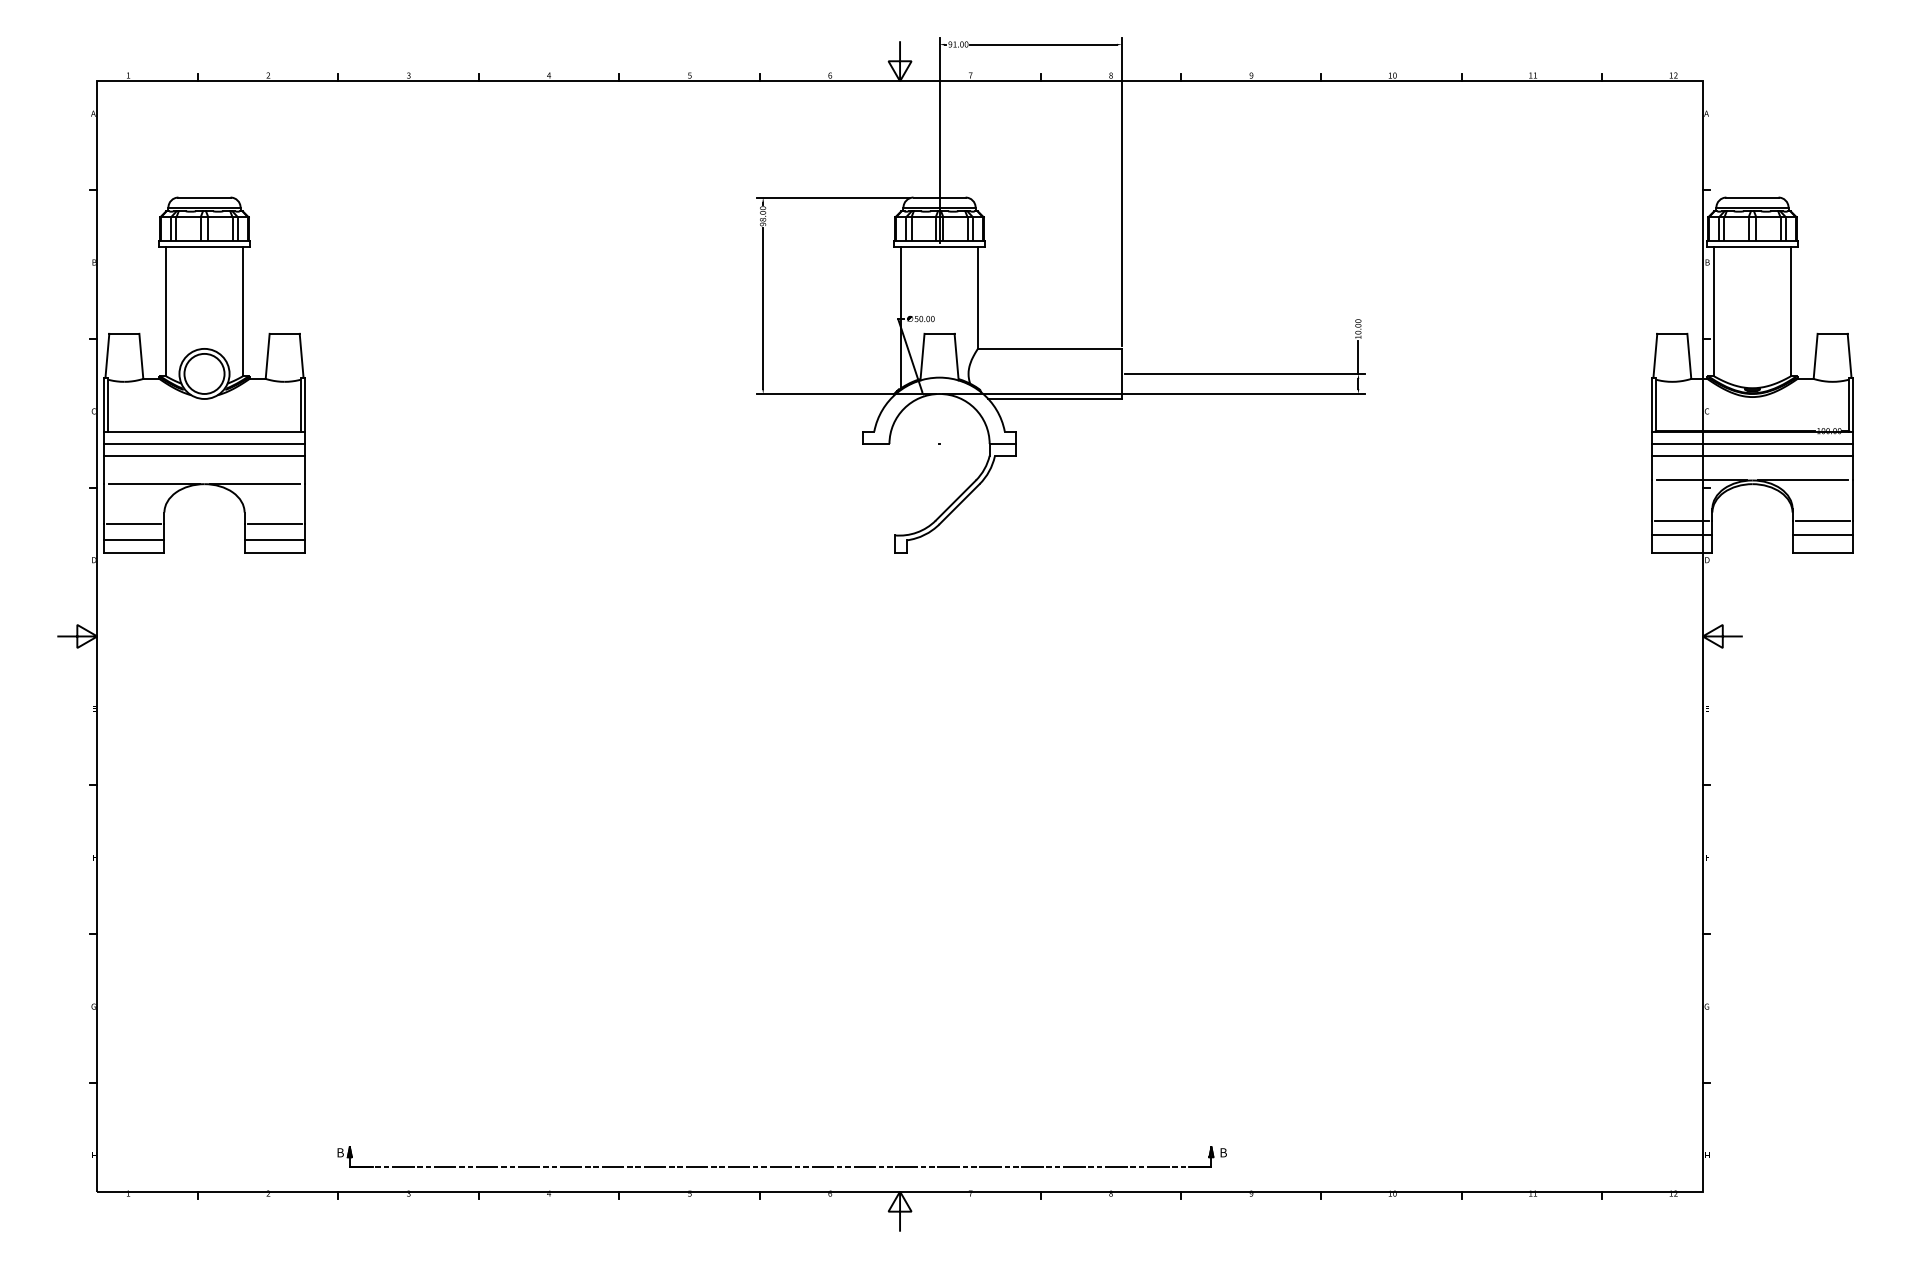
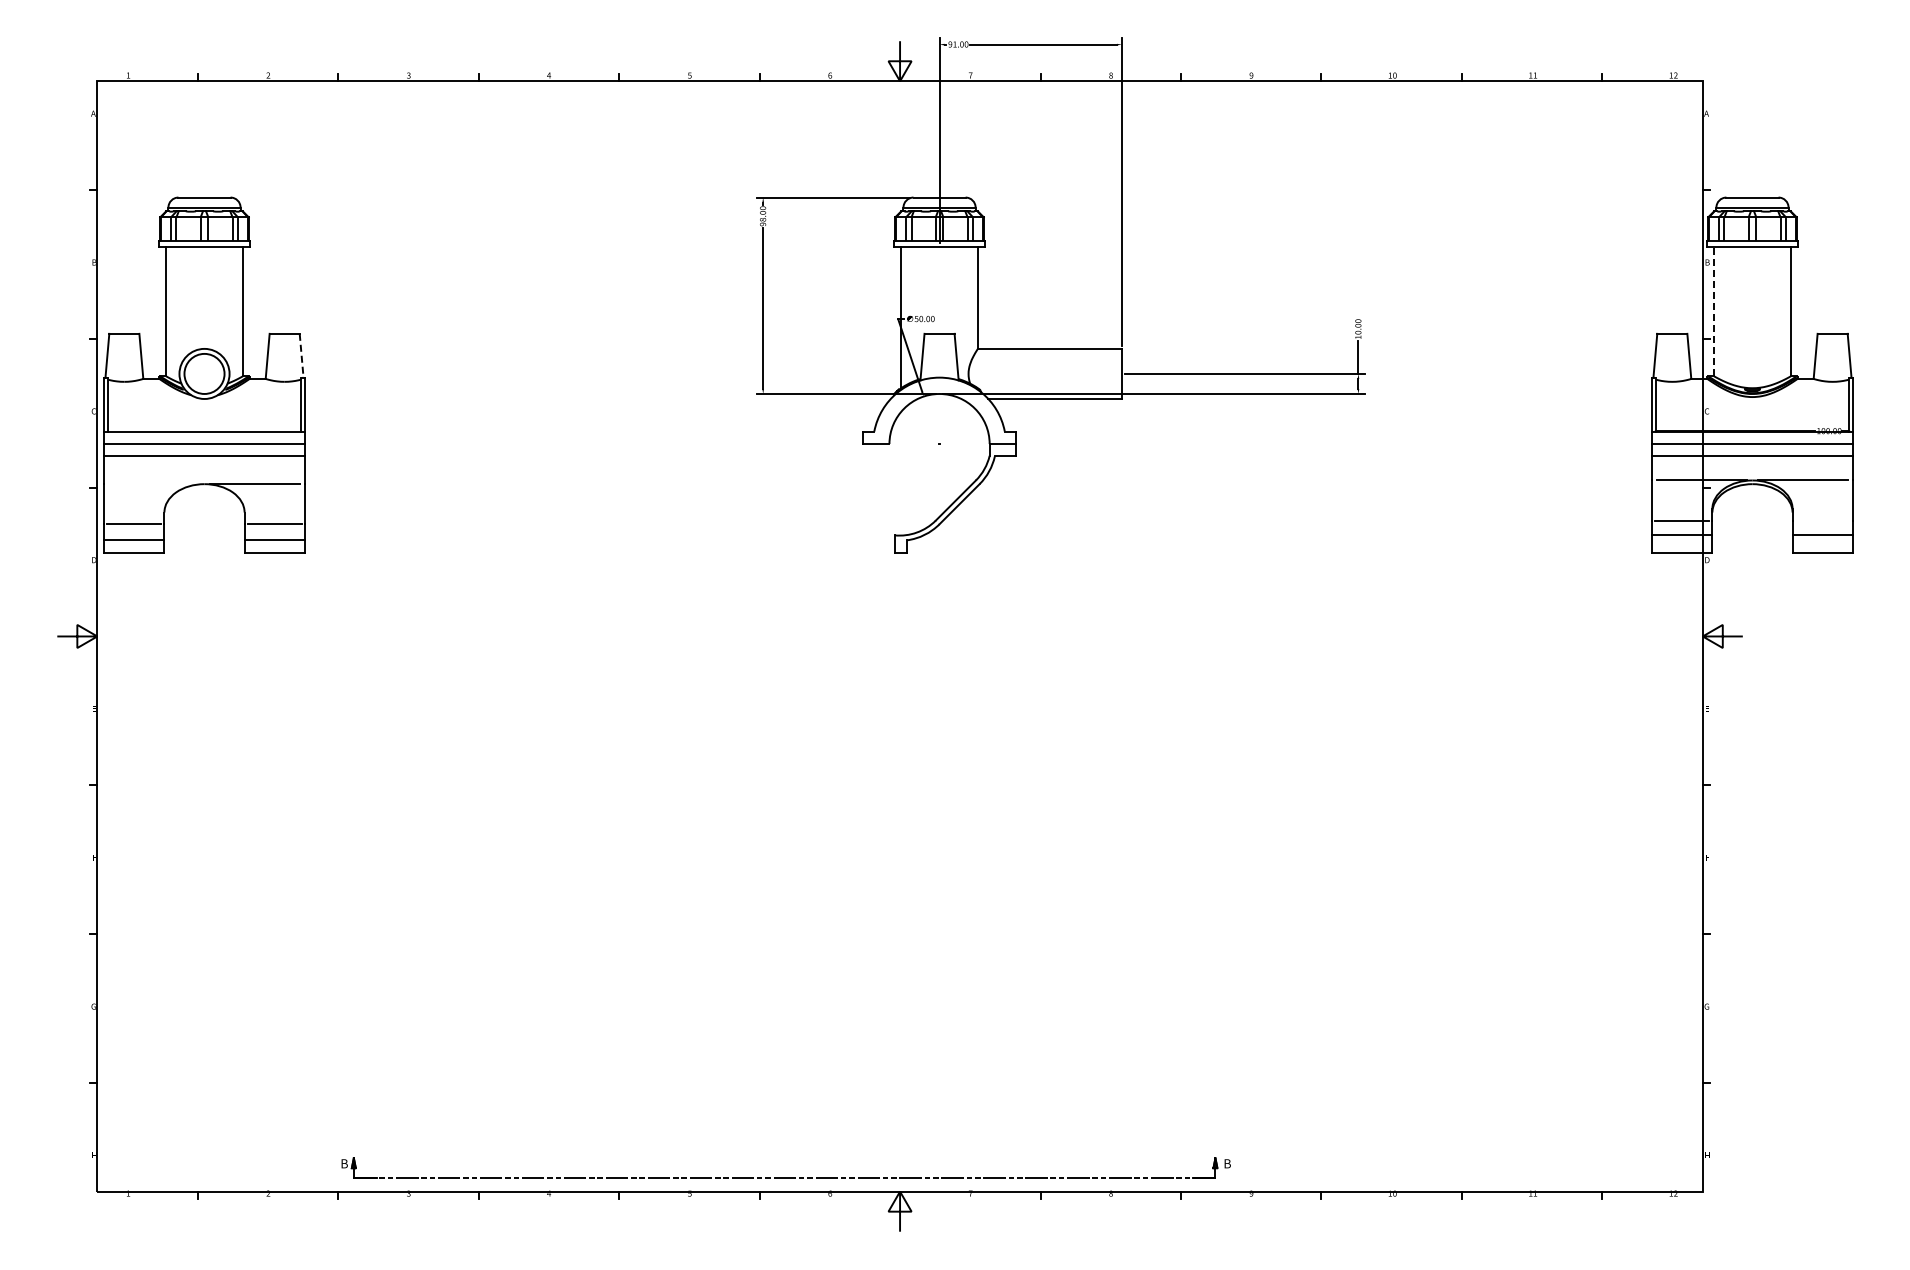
line: solid -> dashed (1714, 311)
line: solid -> dashed (301, 355)
line: present -> none (154, 484)
line: present -> none (1822, 520)
part position: (781, 1166) -> (785, 1177) (785, 1177)
